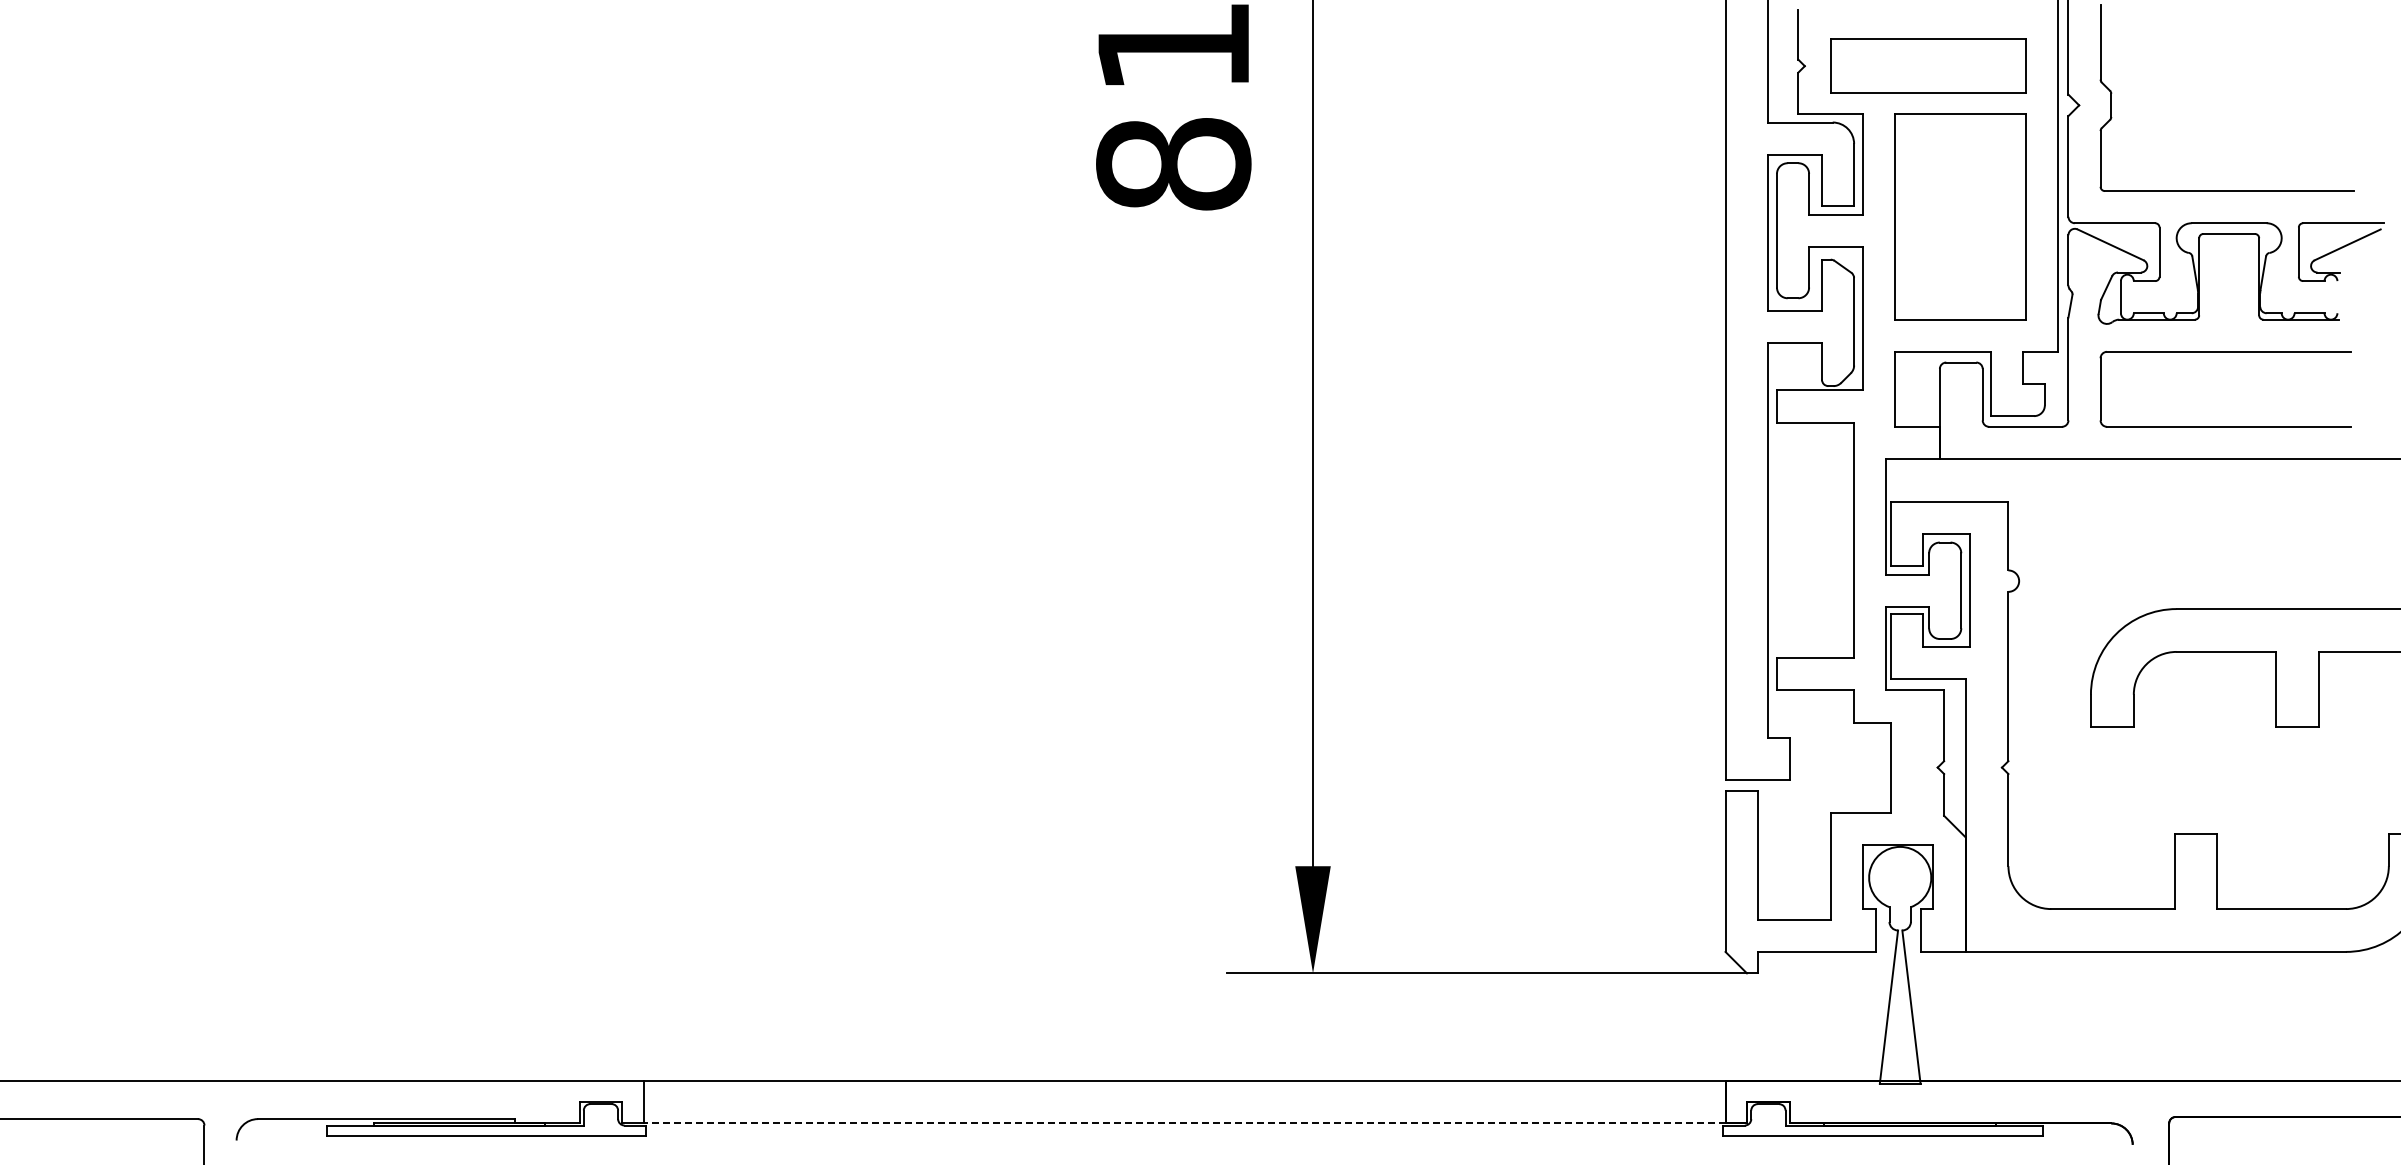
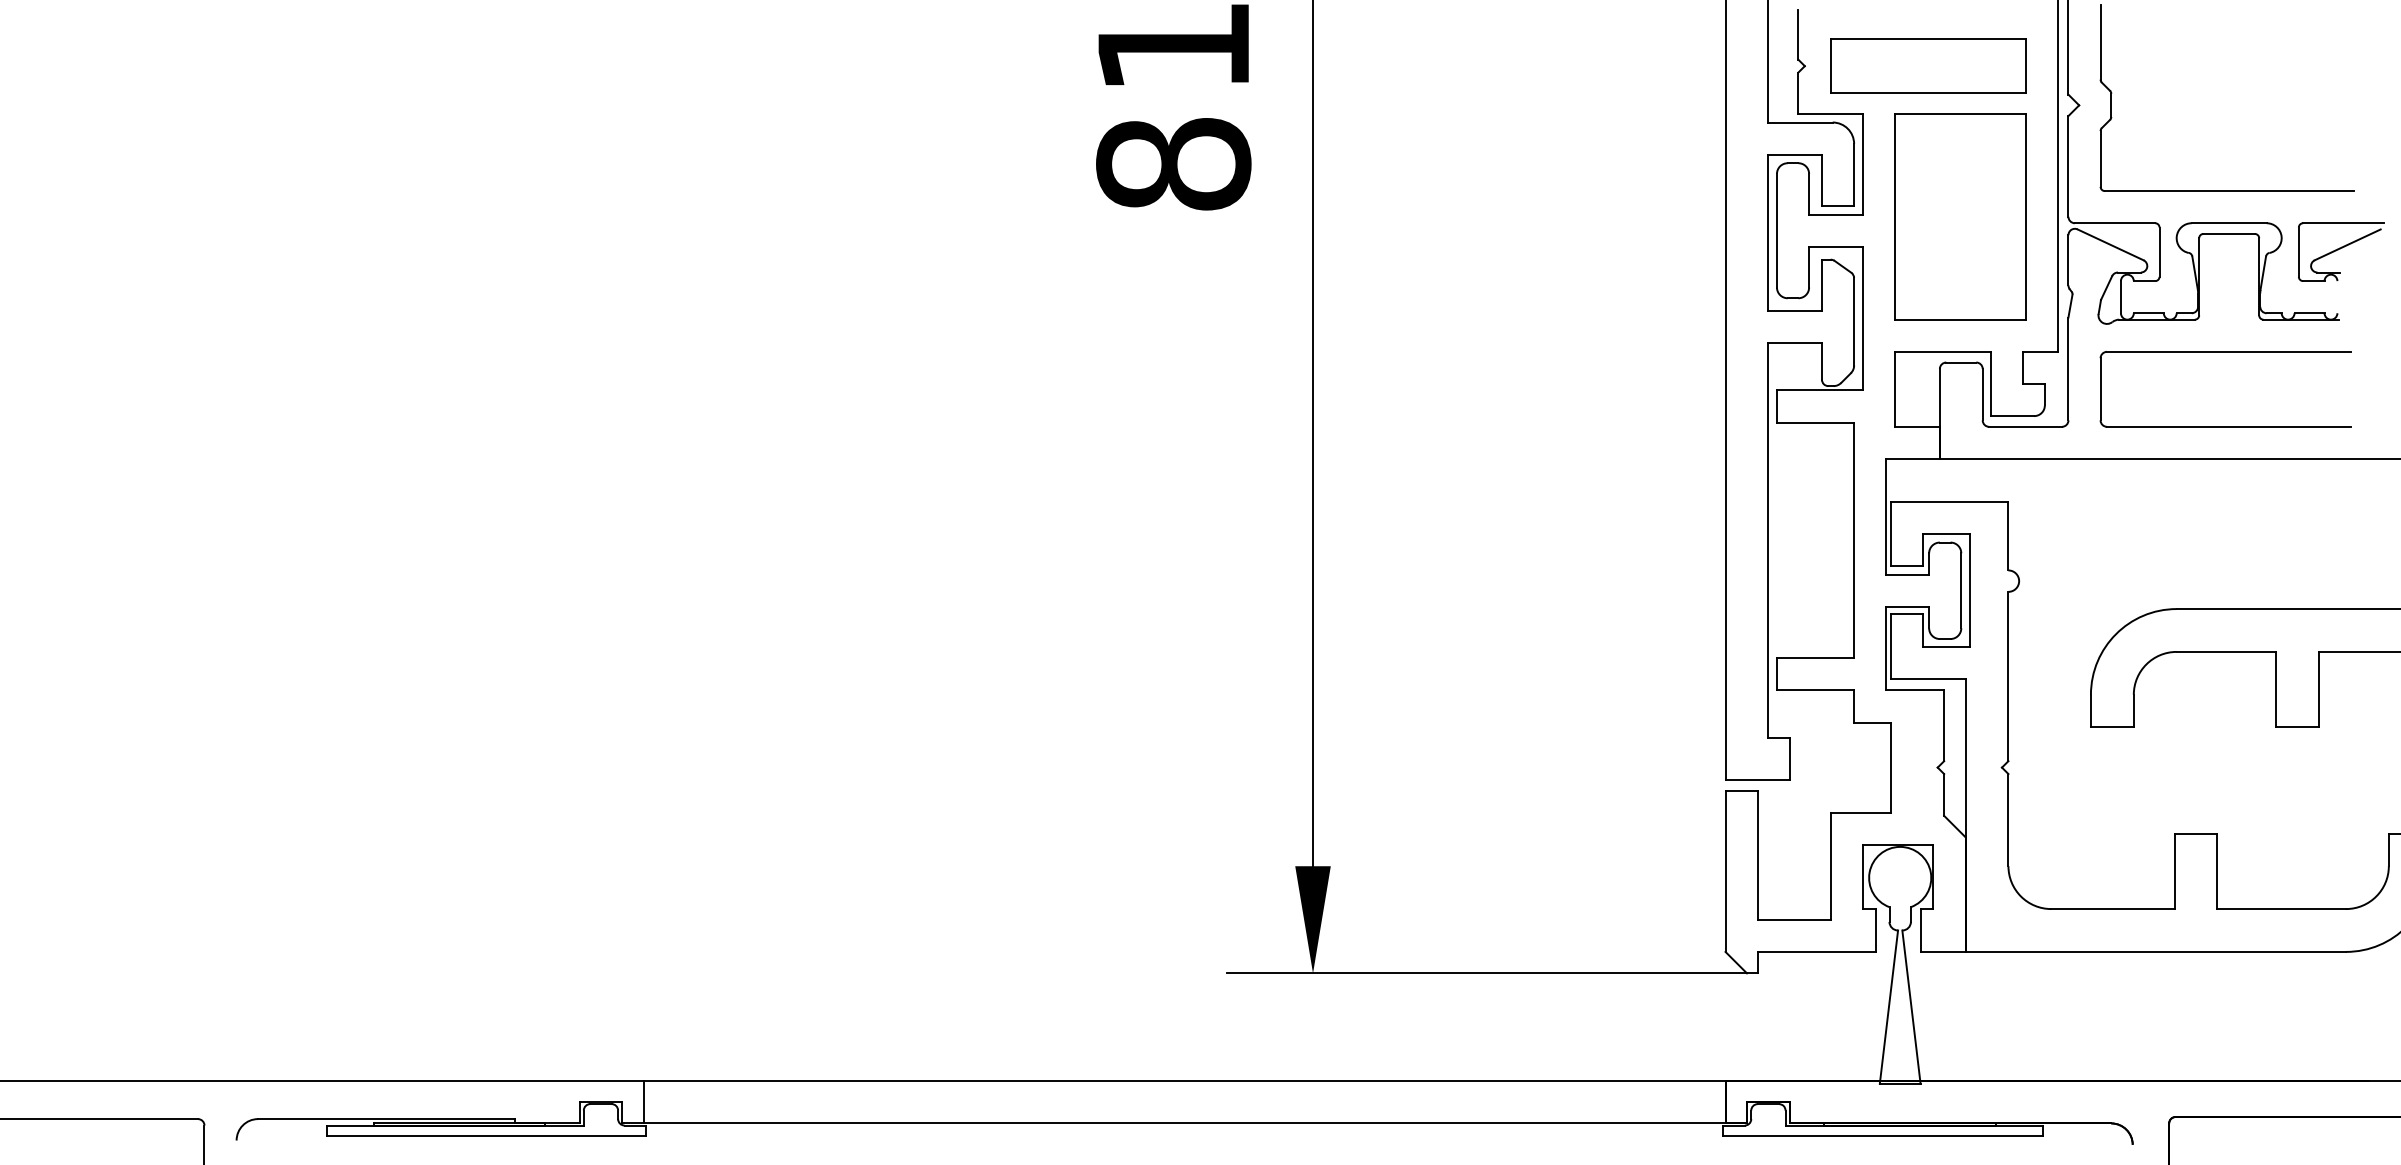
line: dashed -> solid (1184, 1123)
